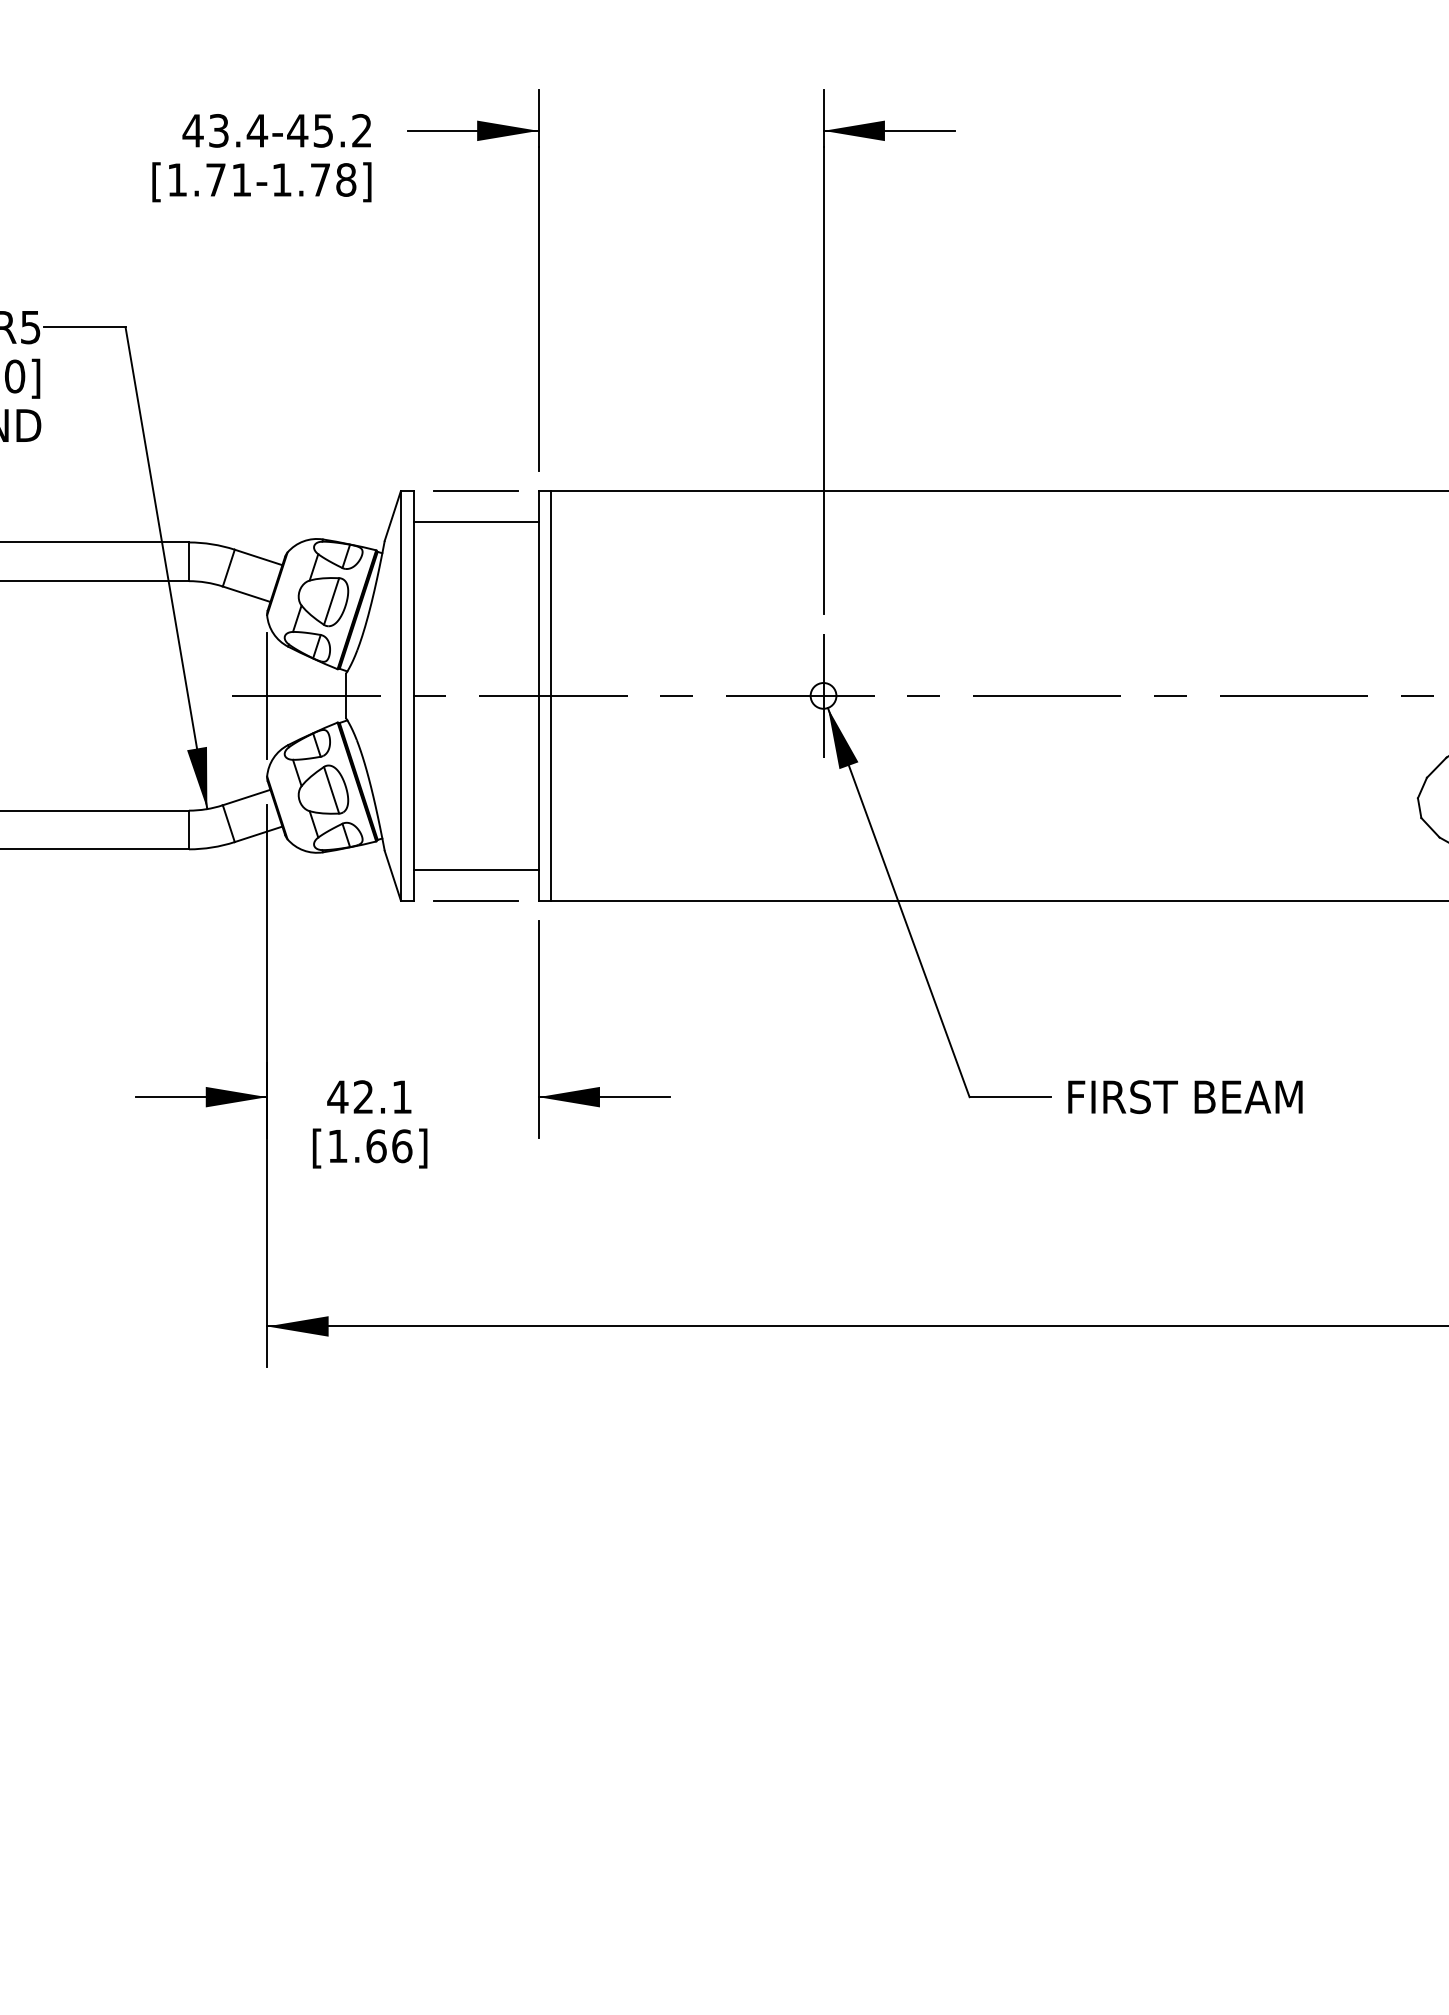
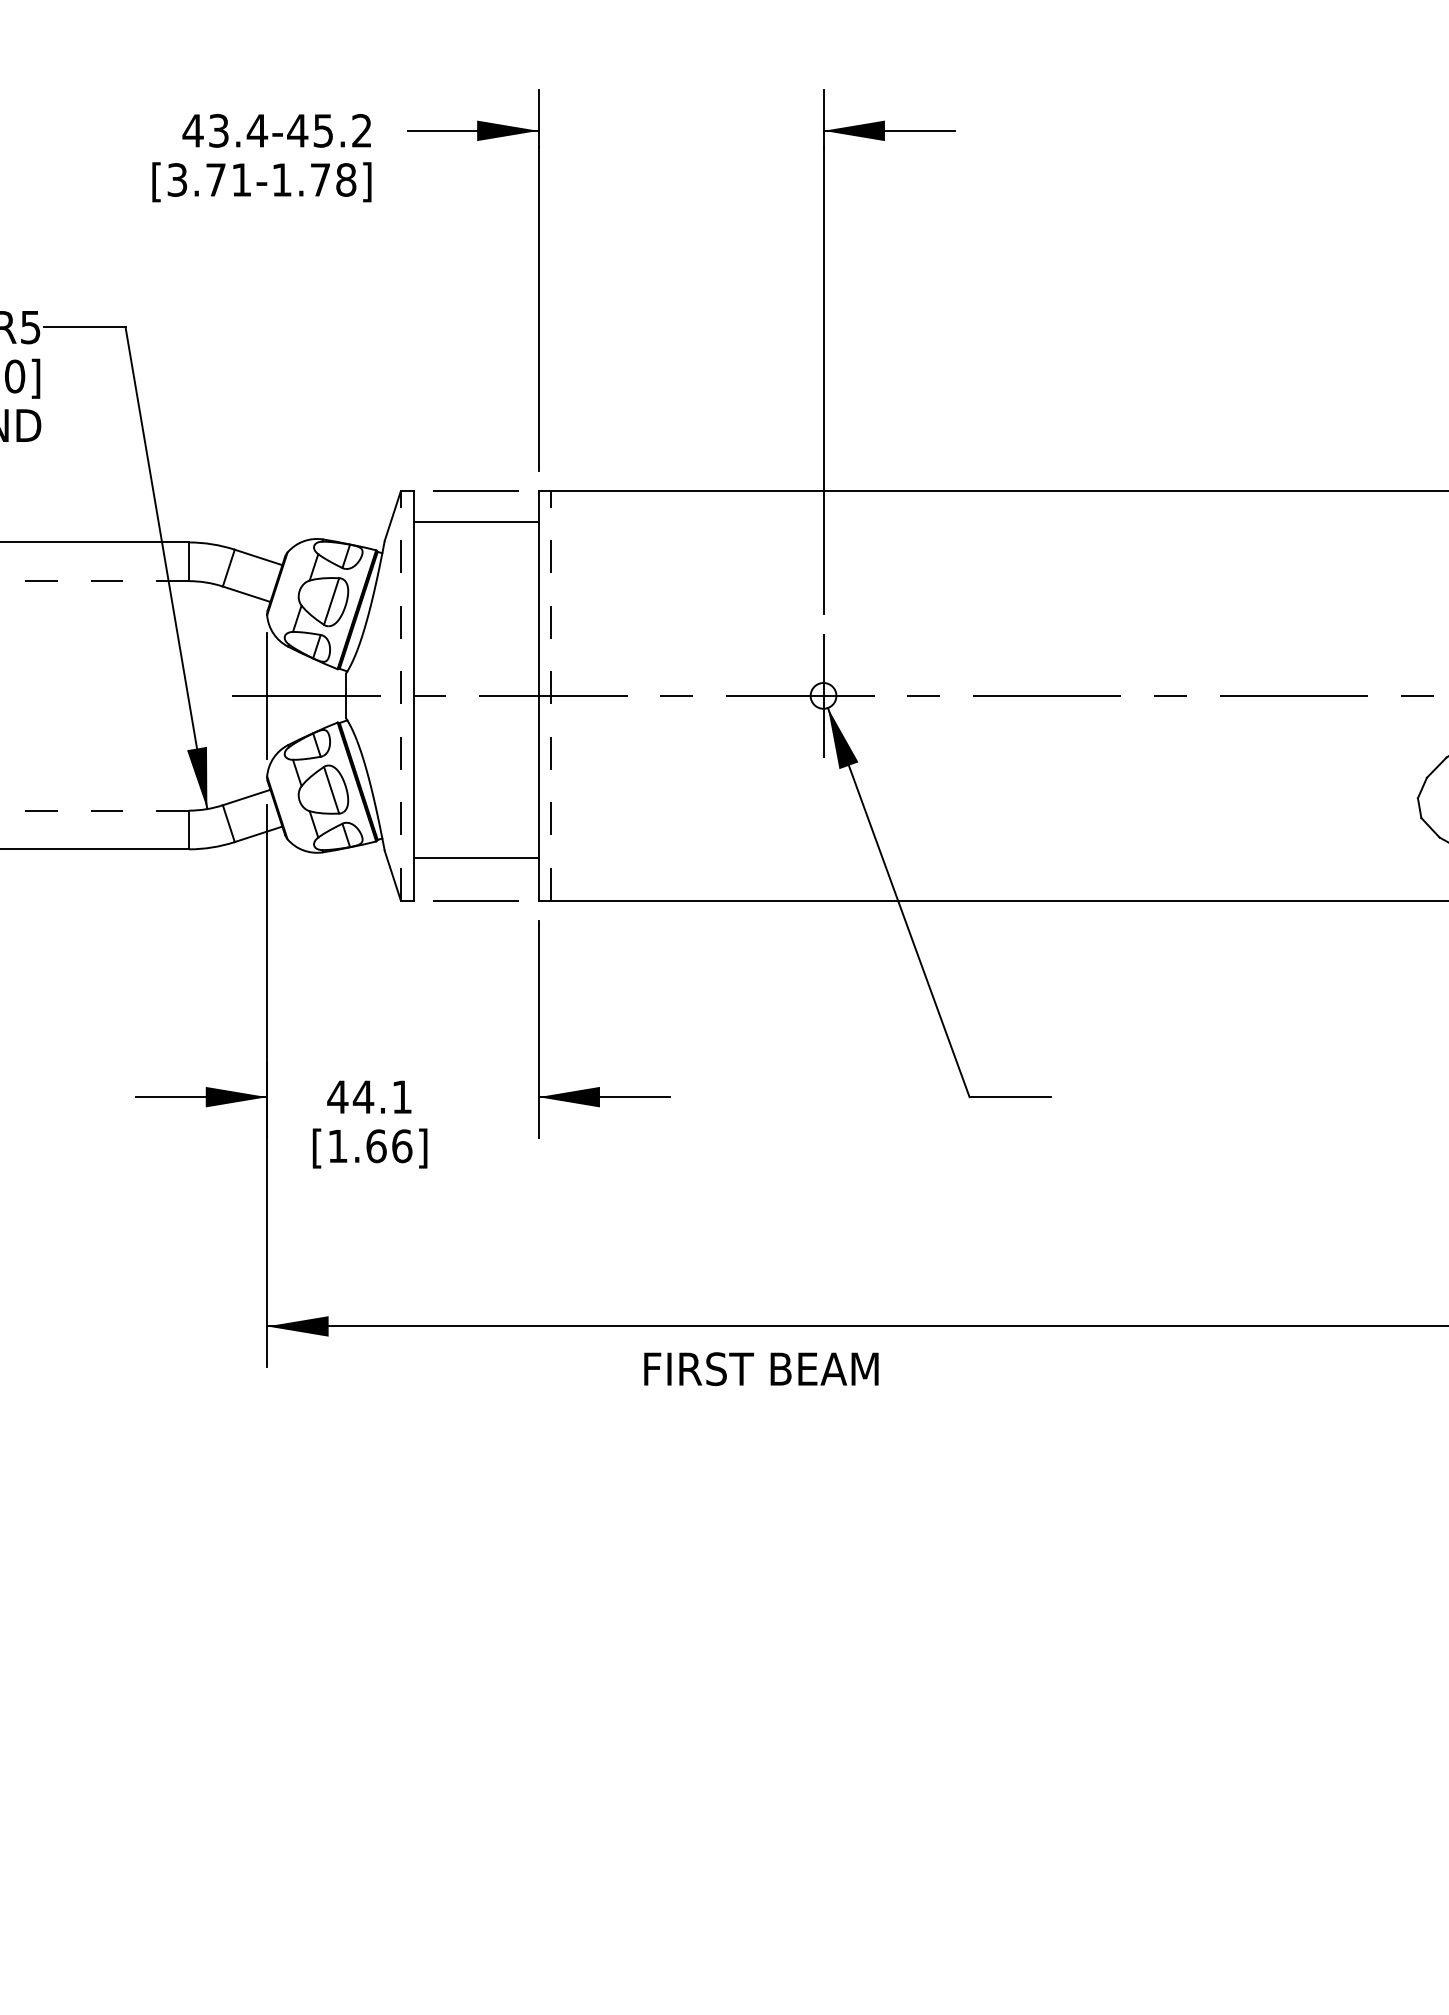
text: [1.71-1.78] -> [3.71-1.78] (177, 179)
line: solid -> dashed (94, 581)
line: solid -> dashed (400, 695)
line: solid -> dashed (551, 695)
line: solid -> dashed (94, 810)
line position: (475, 870) -> (475, 858) (475, 858)
text: 42.1 -> 44.1 (363, 1096)
text position: (1185, 1097) -> (761, 1369) (761, 1369)
